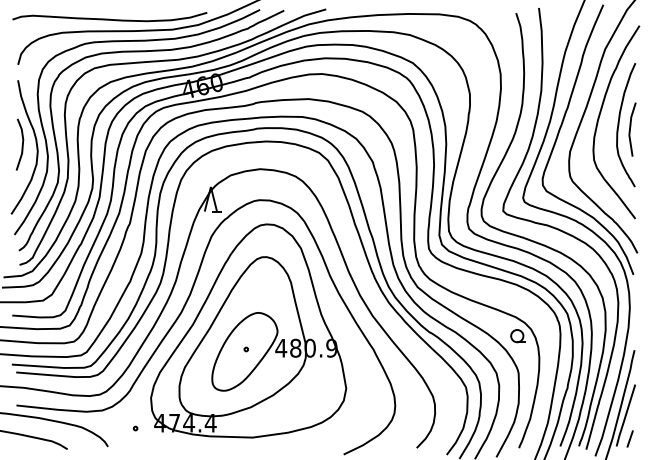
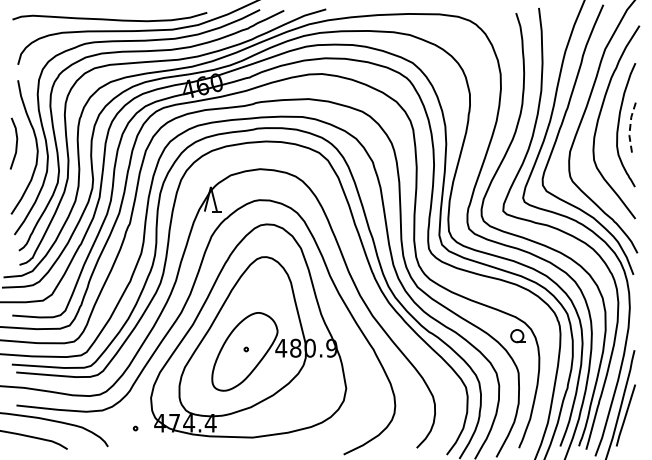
line: solid -> dashed (629, 129)
line position: (21, 145) -> (15, 144) (15, 144)
line: present -> none (629, 438)
